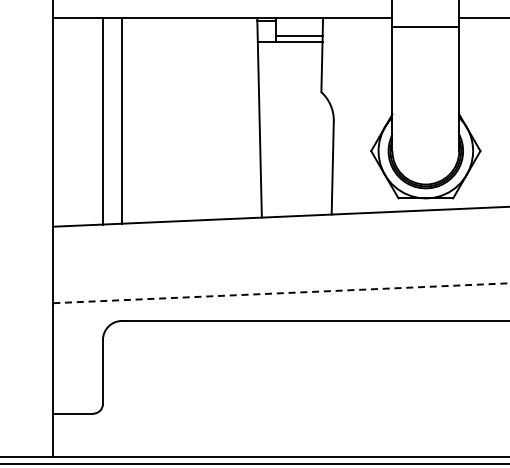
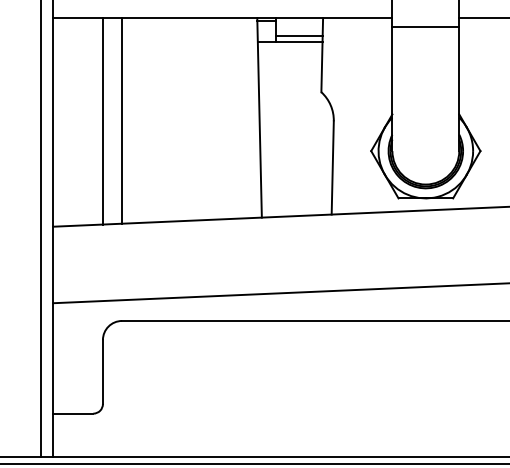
line: none -> present (41, 229)
line: dashed -> solid (281, 293)
